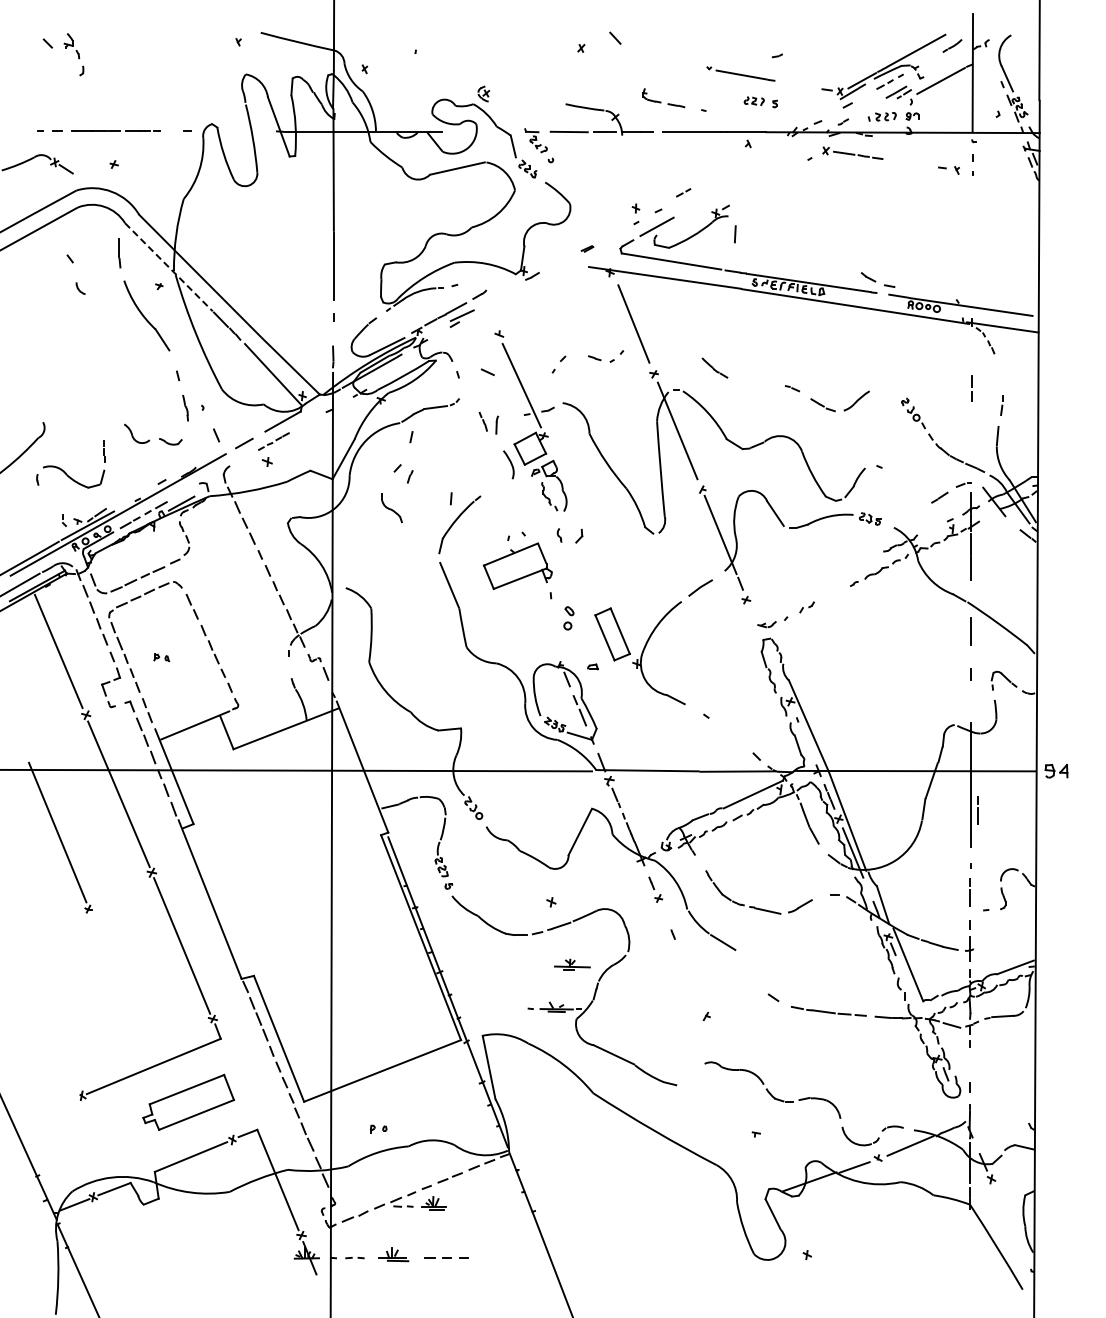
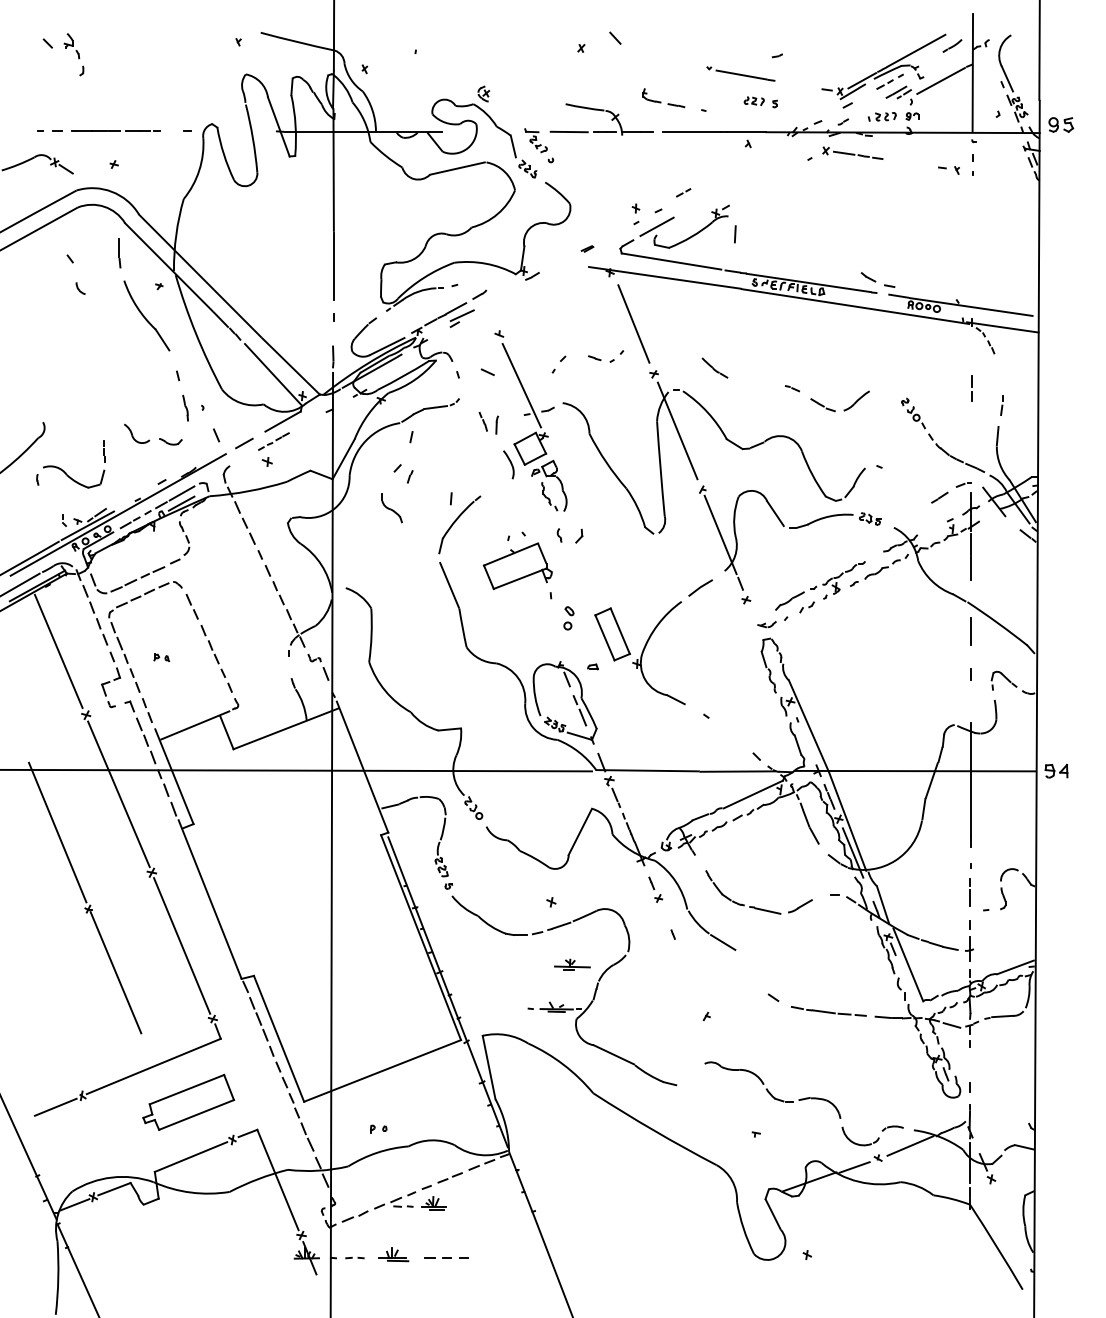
part: none -> present (1061, 124)
line: dashed -> solid (169, 267)
line: none -> present (181, 493)
part: none -> present (820, 585)
line: present -> none (977, 810)
line: none -> present (115, 972)
line: none -> present (55, 1106)
